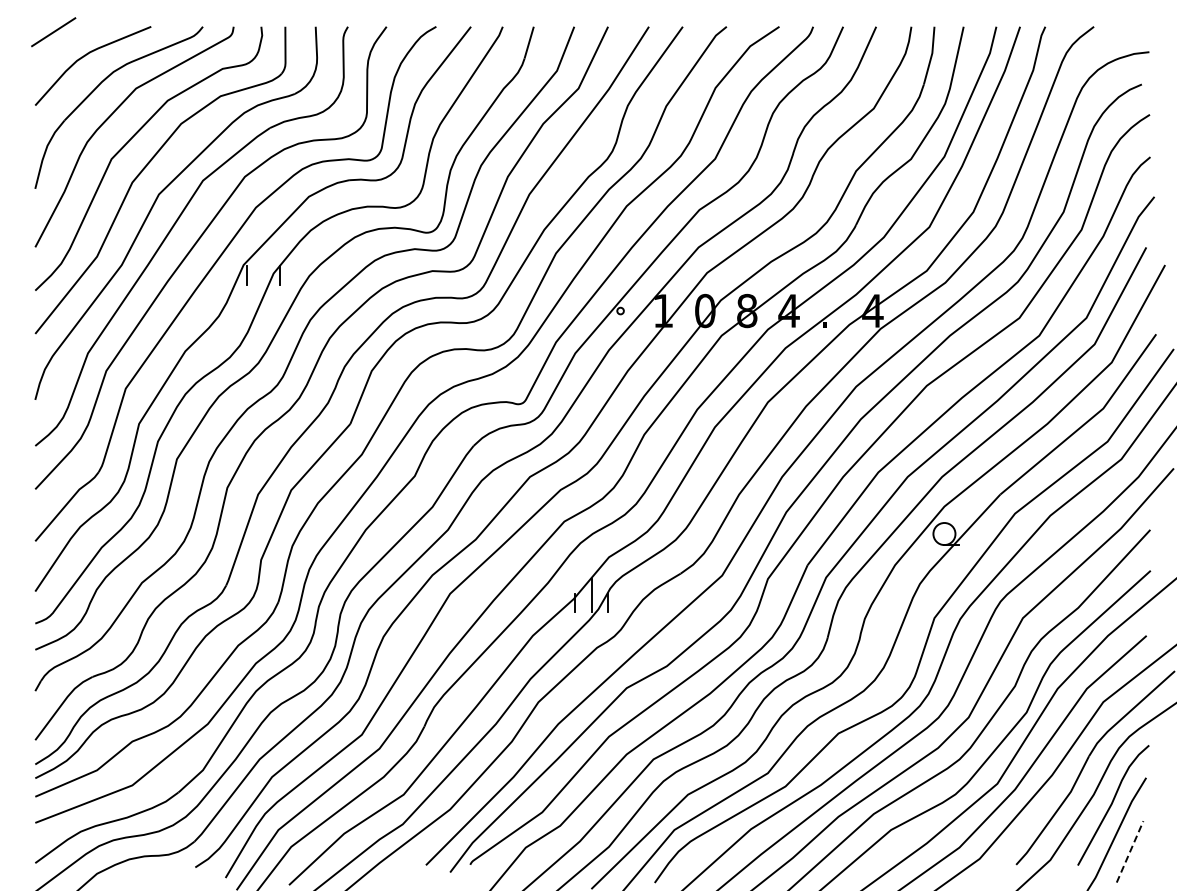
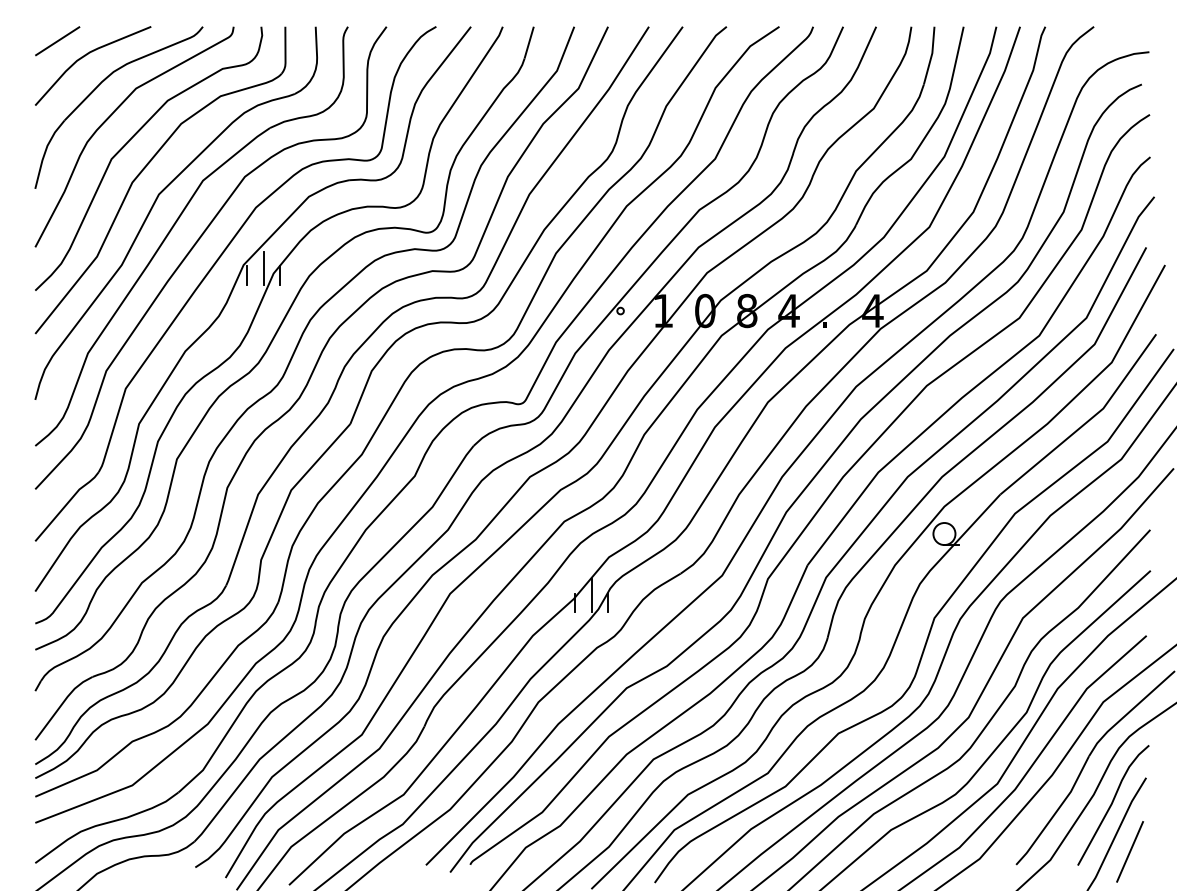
line position: (53, 32) -> (57, 41) (57, 41)
line: none -> present (263, 267)
line: dashed -> solid (1130, 851)
